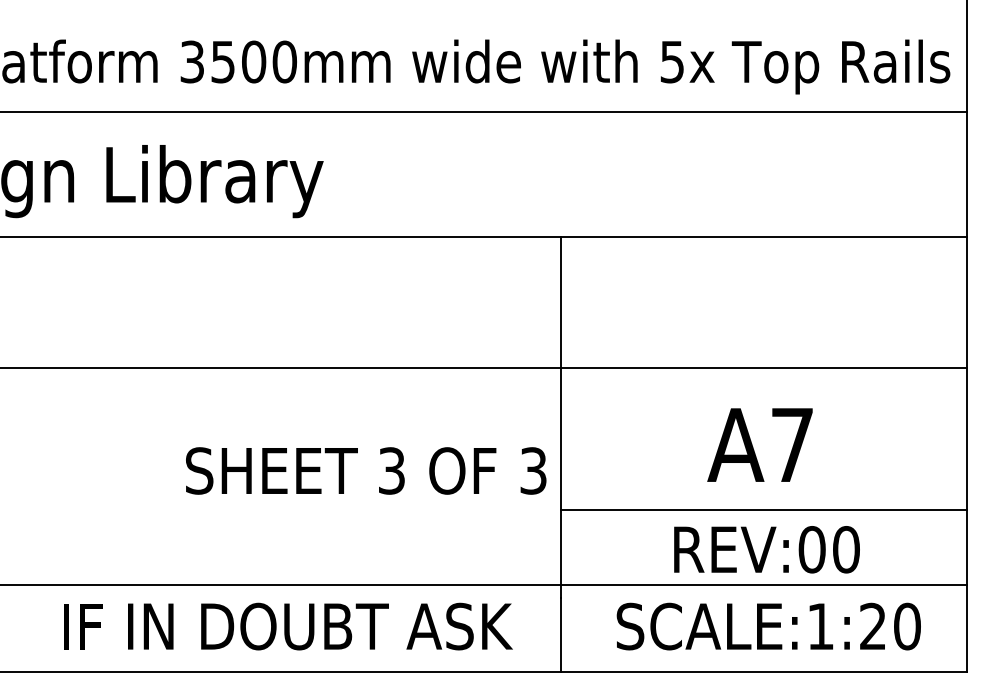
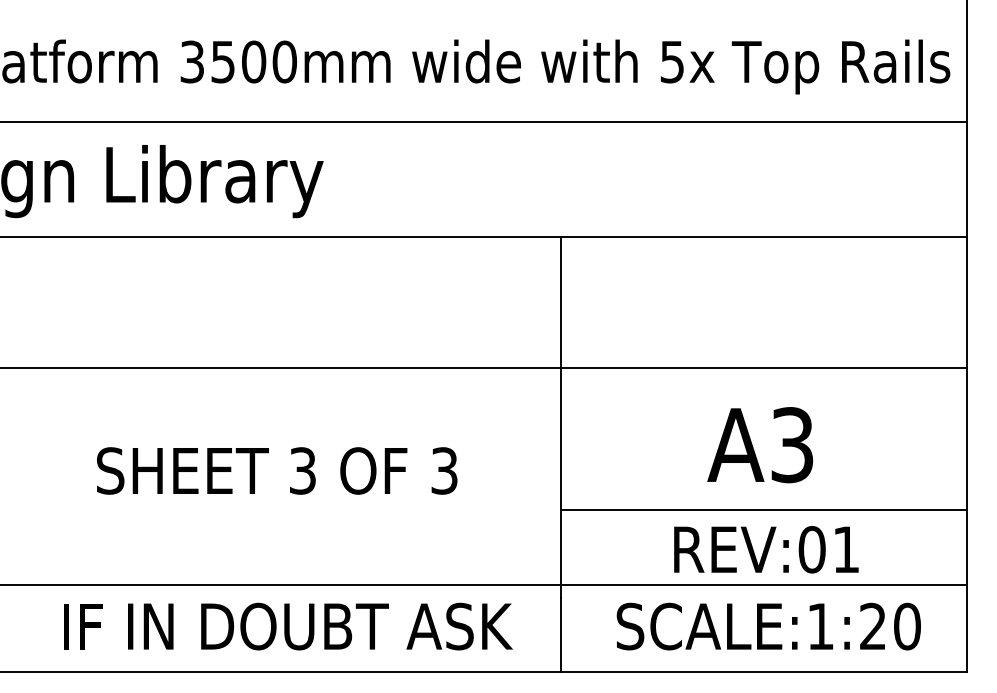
line position: (484, 112) -> (484, 122) (484, 122)
text: A7 -> A3 (792, 445)
text position: (366, 470) -> (277, 470) (277, 470)
text: REV:00 -> REV:01 (846, 549)
